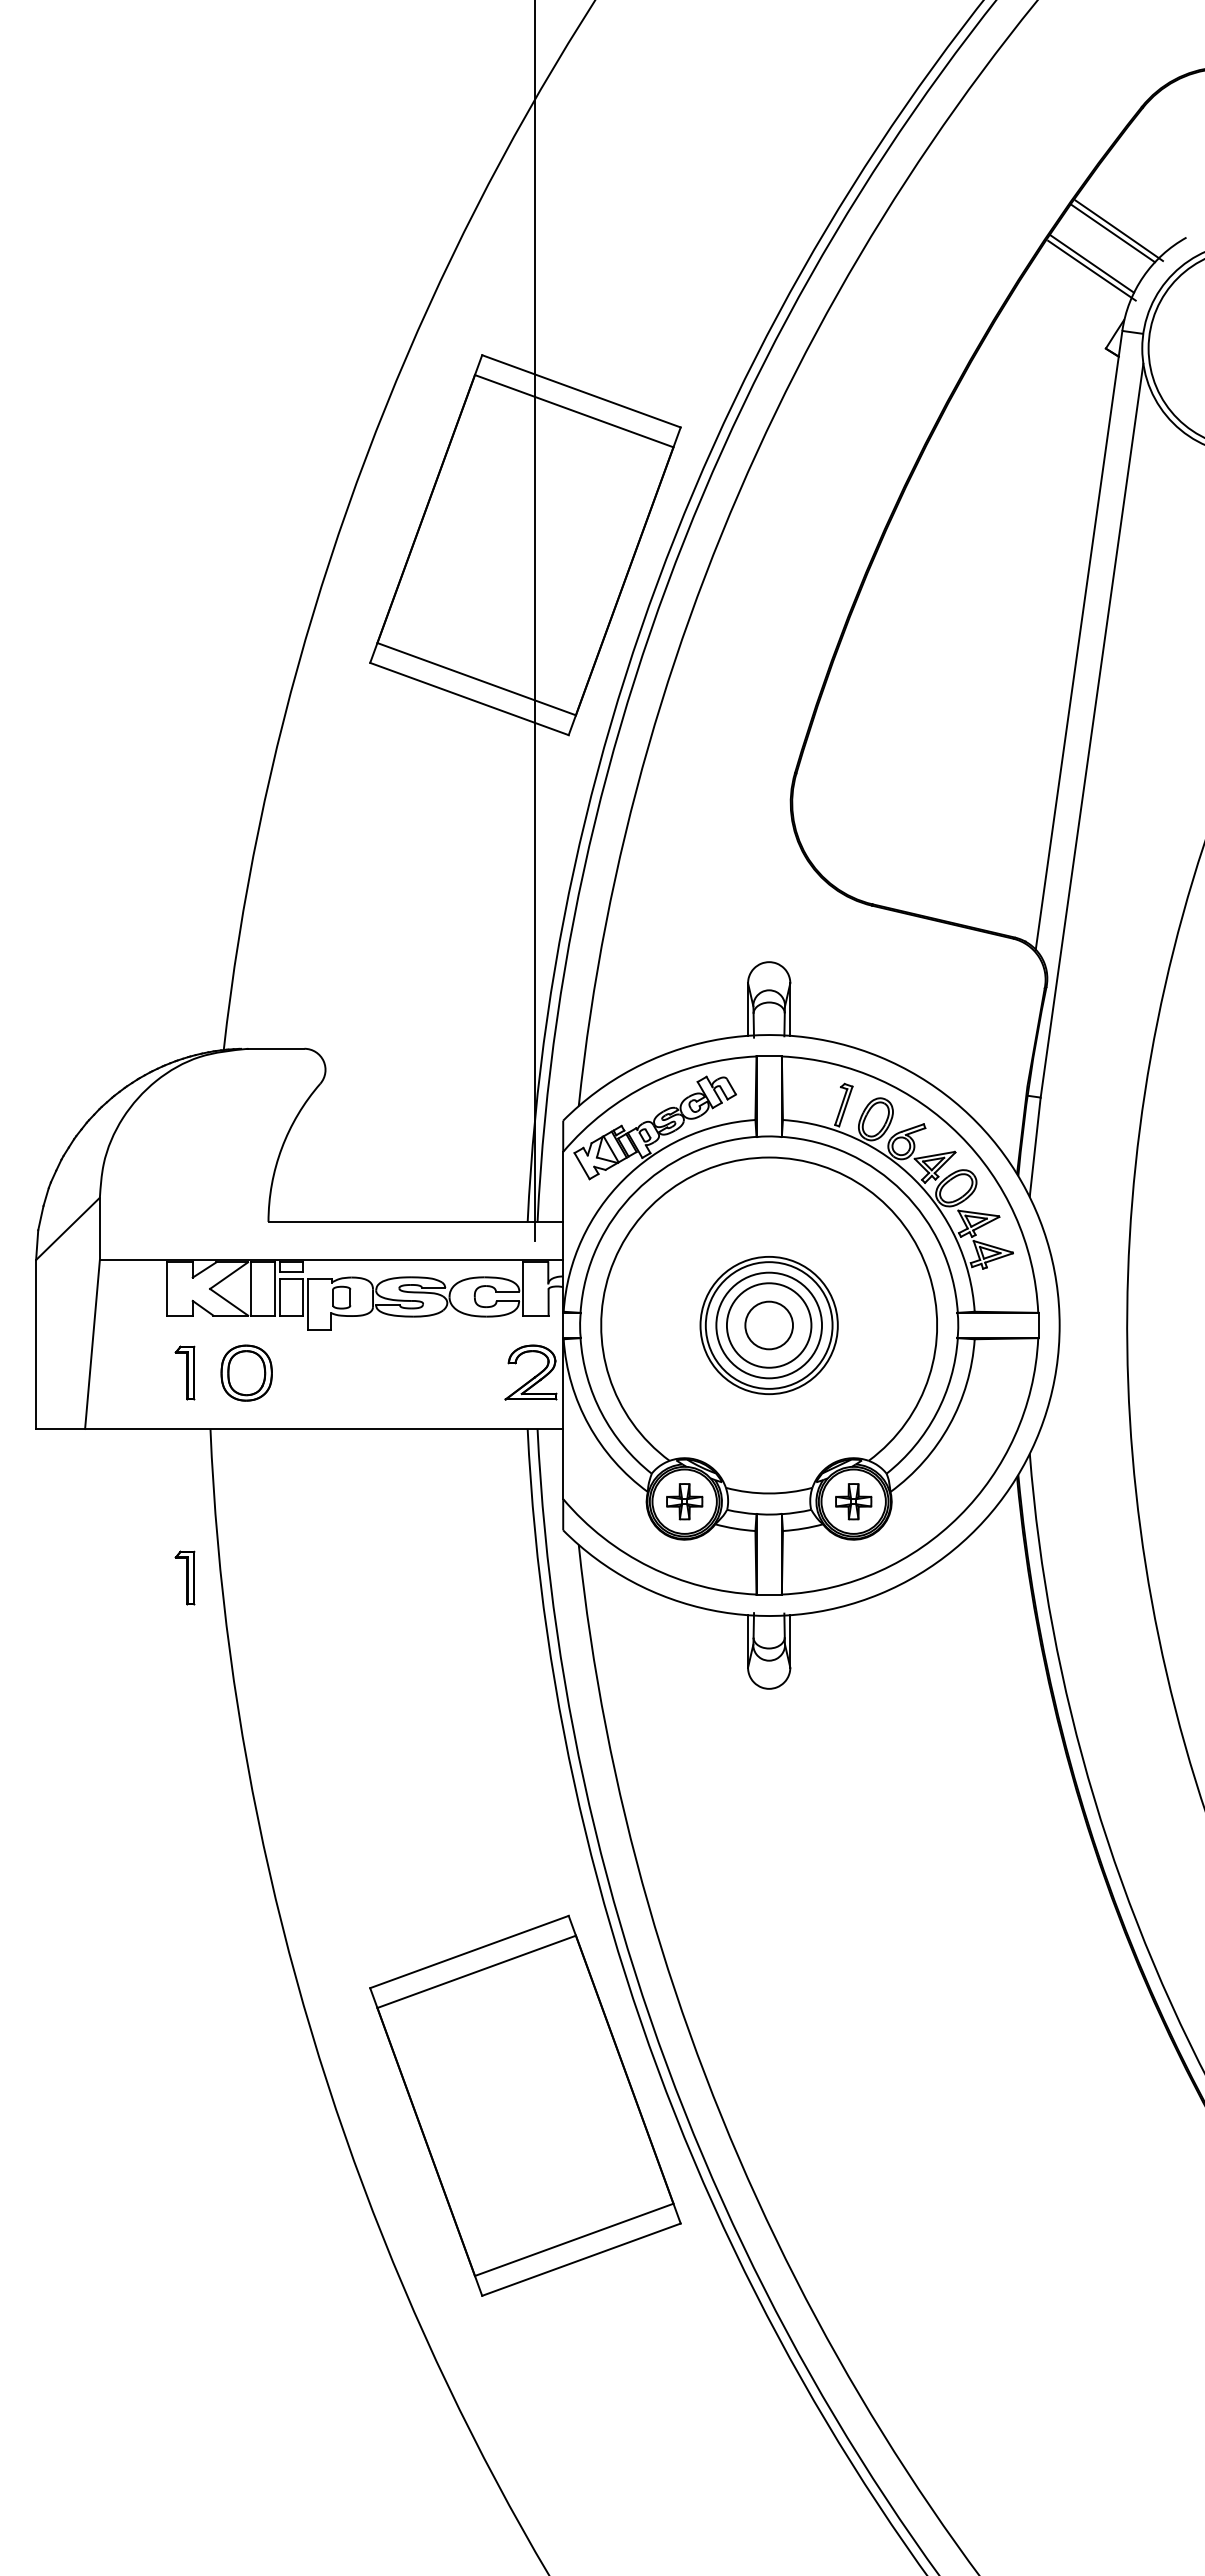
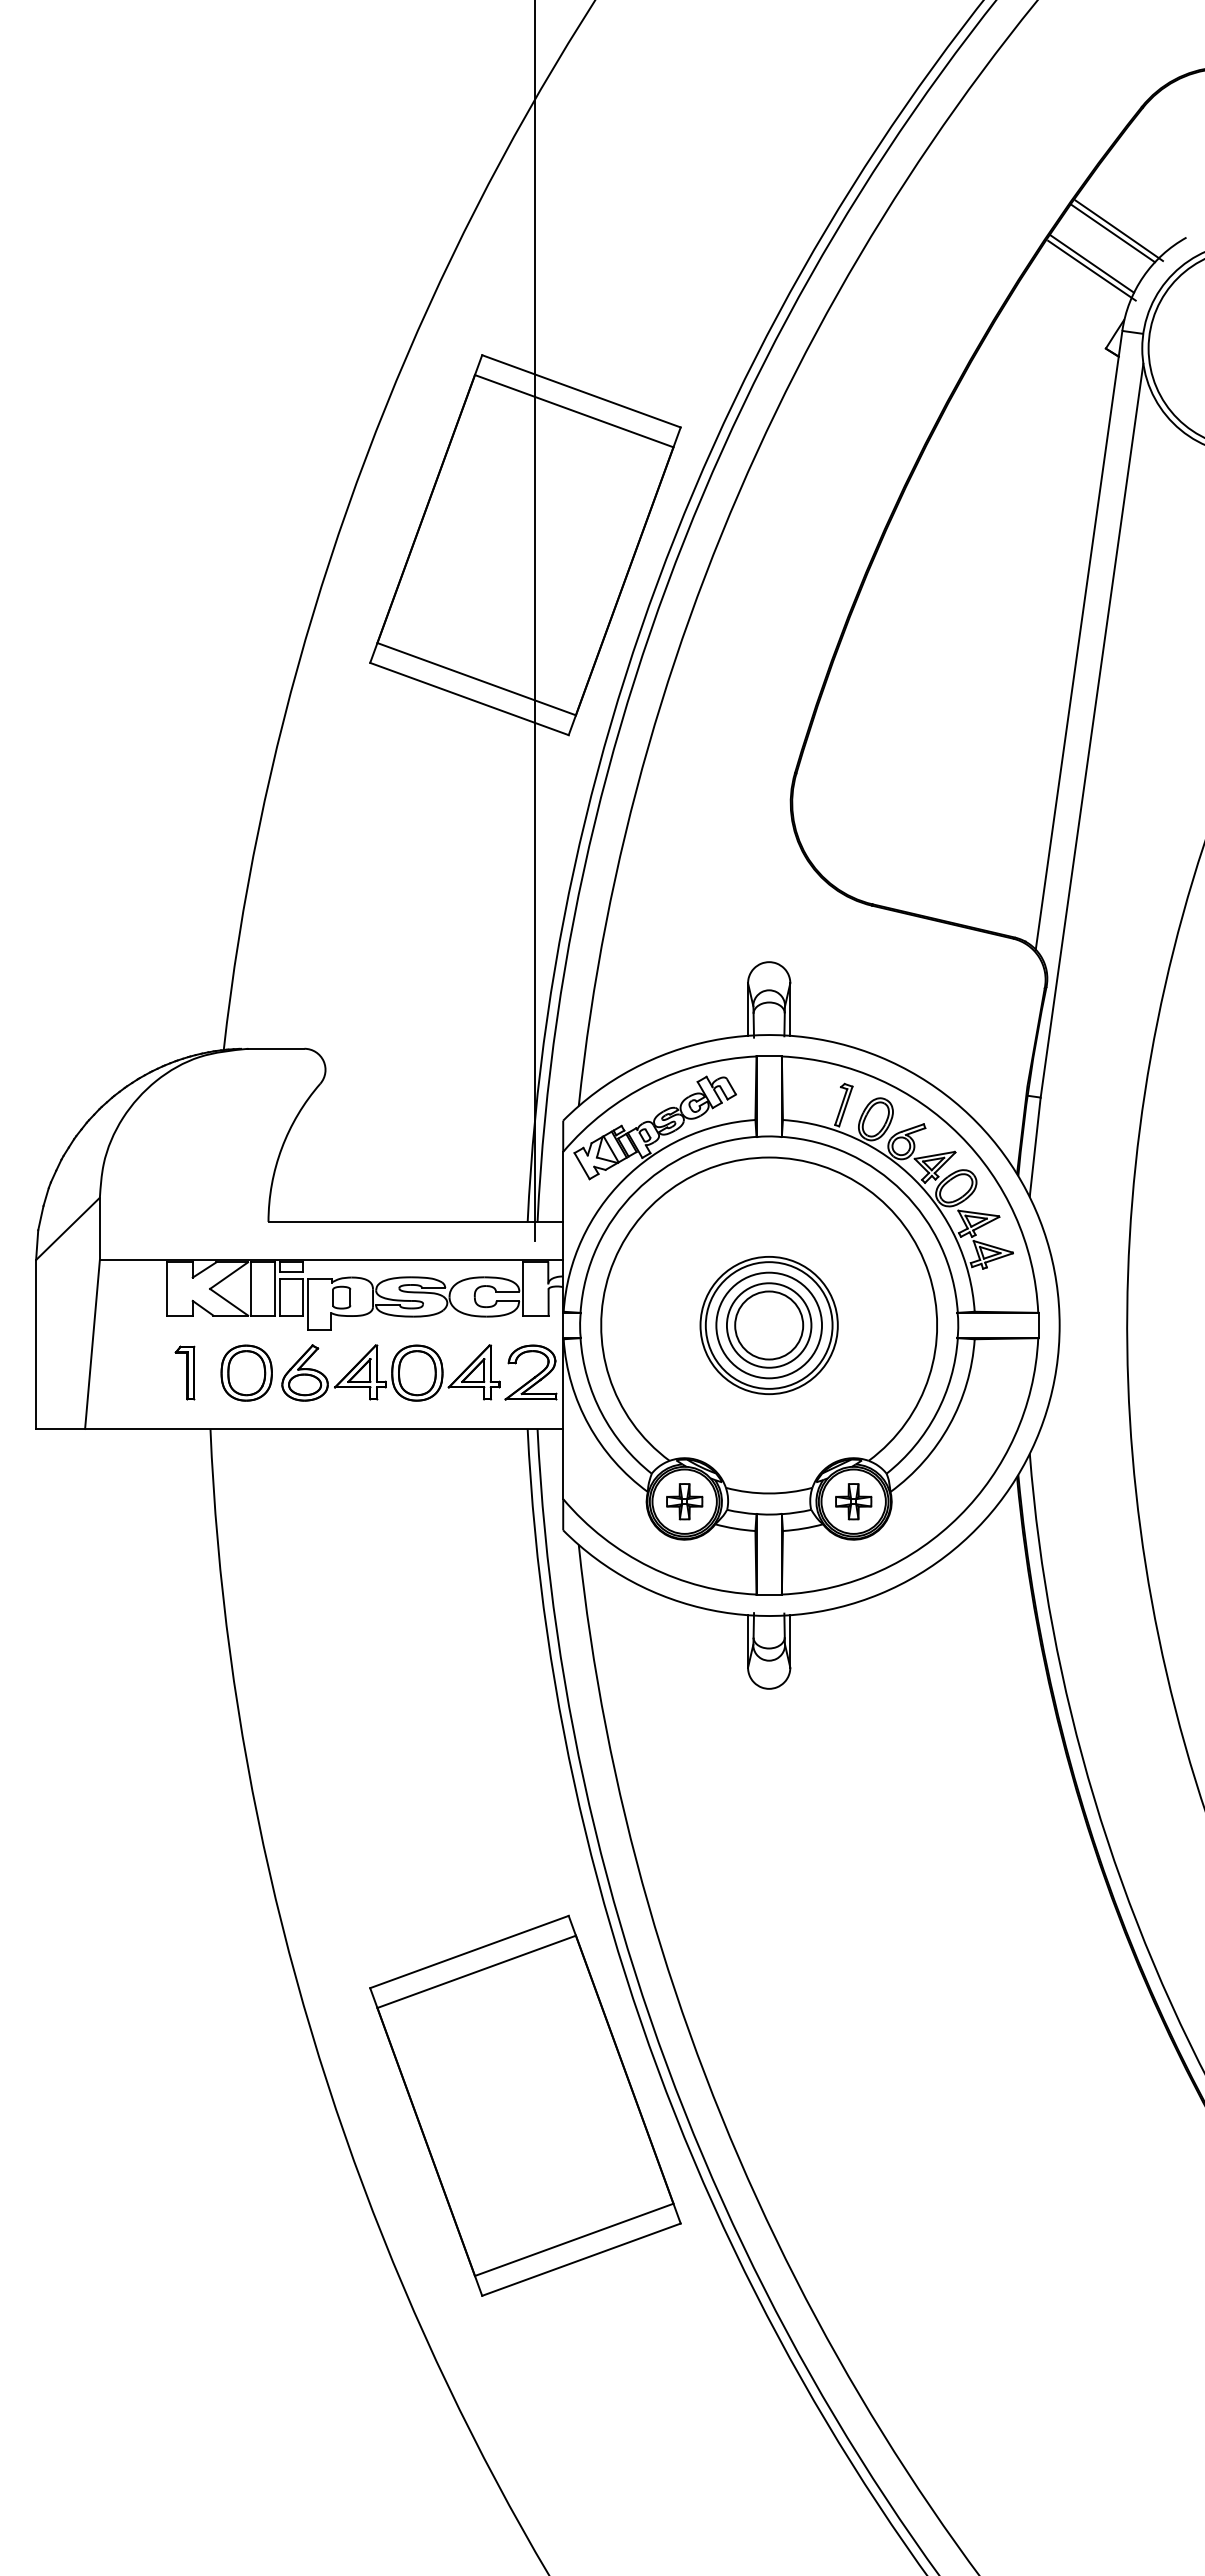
circle diameter: 48 px -> 68 px (769, 1325)
part: none -> present (390, 1372)
part: present -> none (184, 1577)
